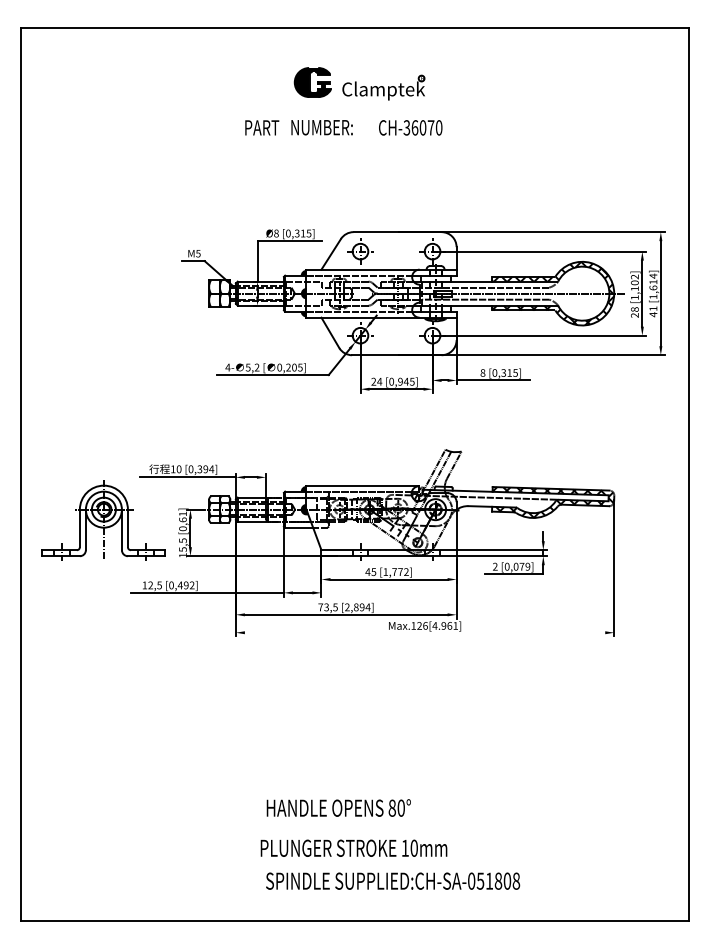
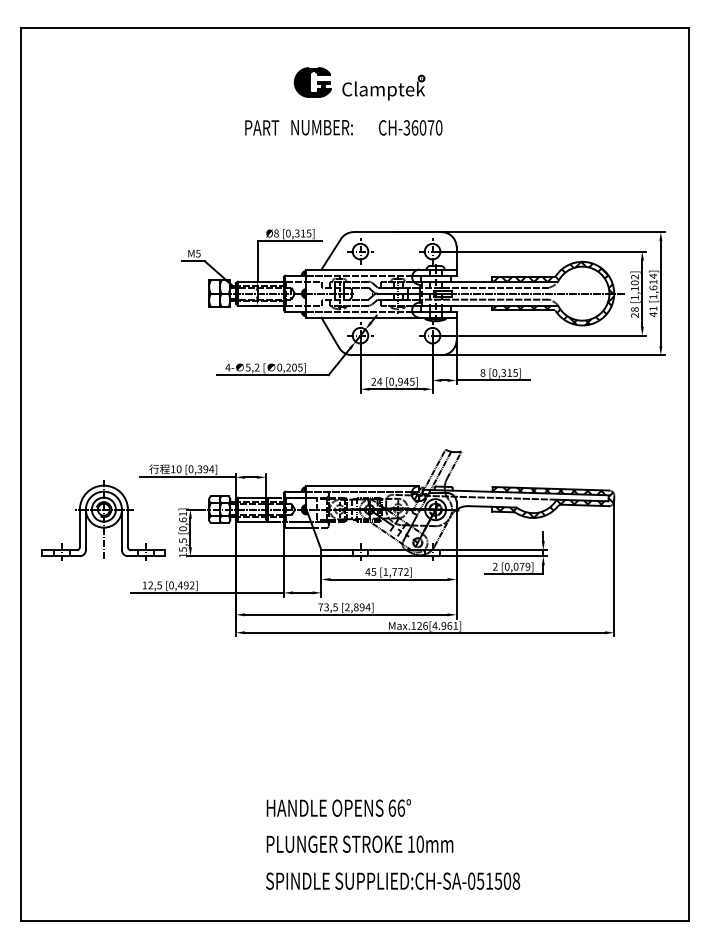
line: none -> present (424, 632)
text: 80° -> 66° (396, 807)
text position: (353, 847) -> (359, 843) (359, 843)
text: SUPPLIED:CH-SA-051808 -> SUPPLIED:CH-SA-051508 (498, 880)
